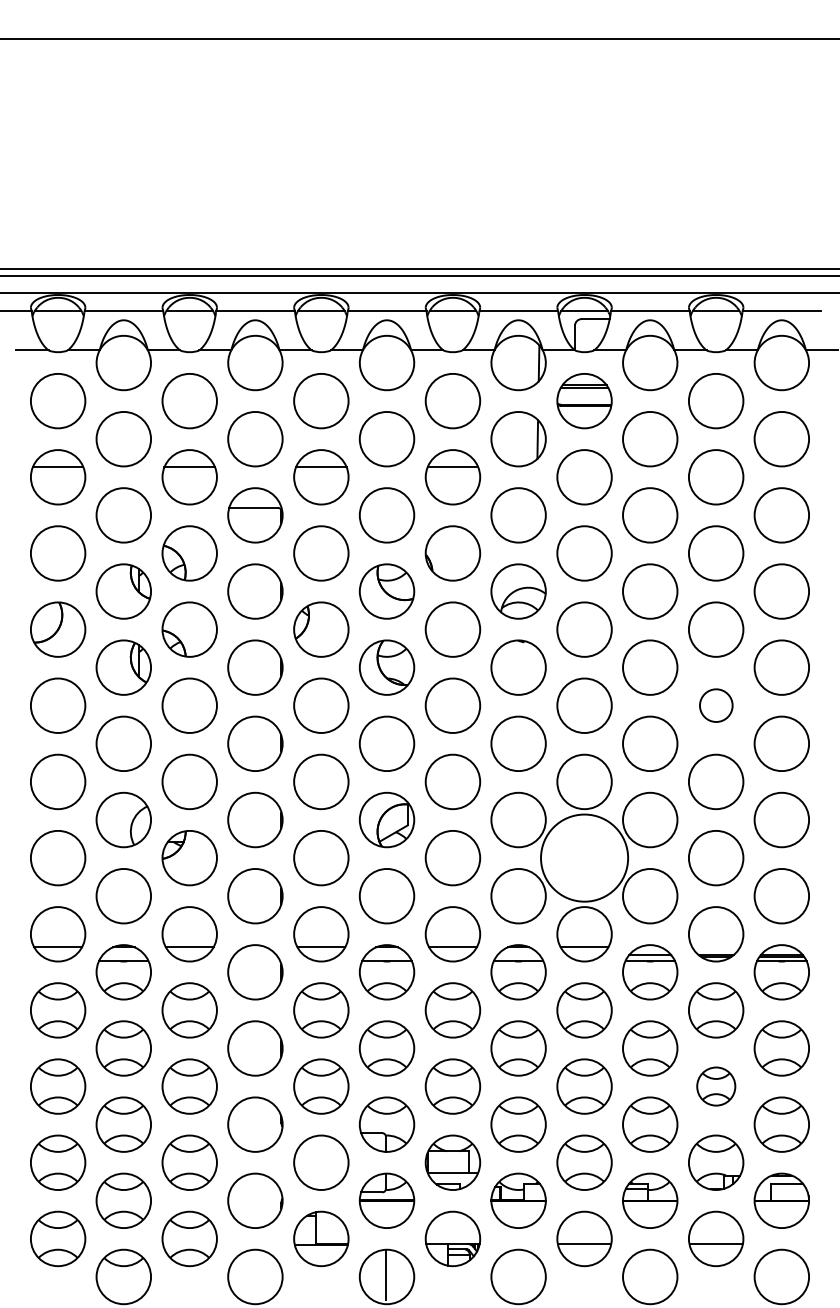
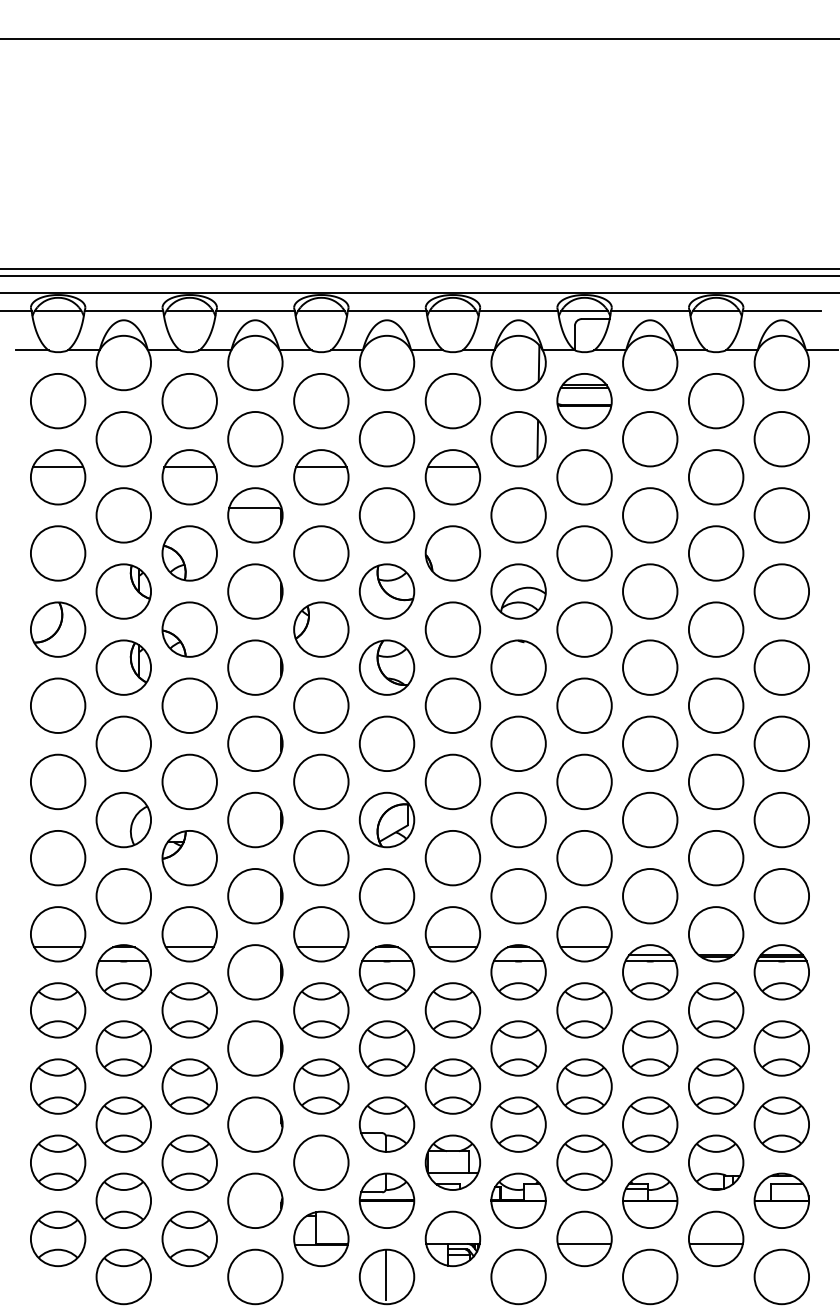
circle size: 35x35 px -> 57x57 px (716, 705)
circle diameter: 87 px -> 54 px (584, 857)
part size: 41x41 px -> 57x57 px (716, 1086)
